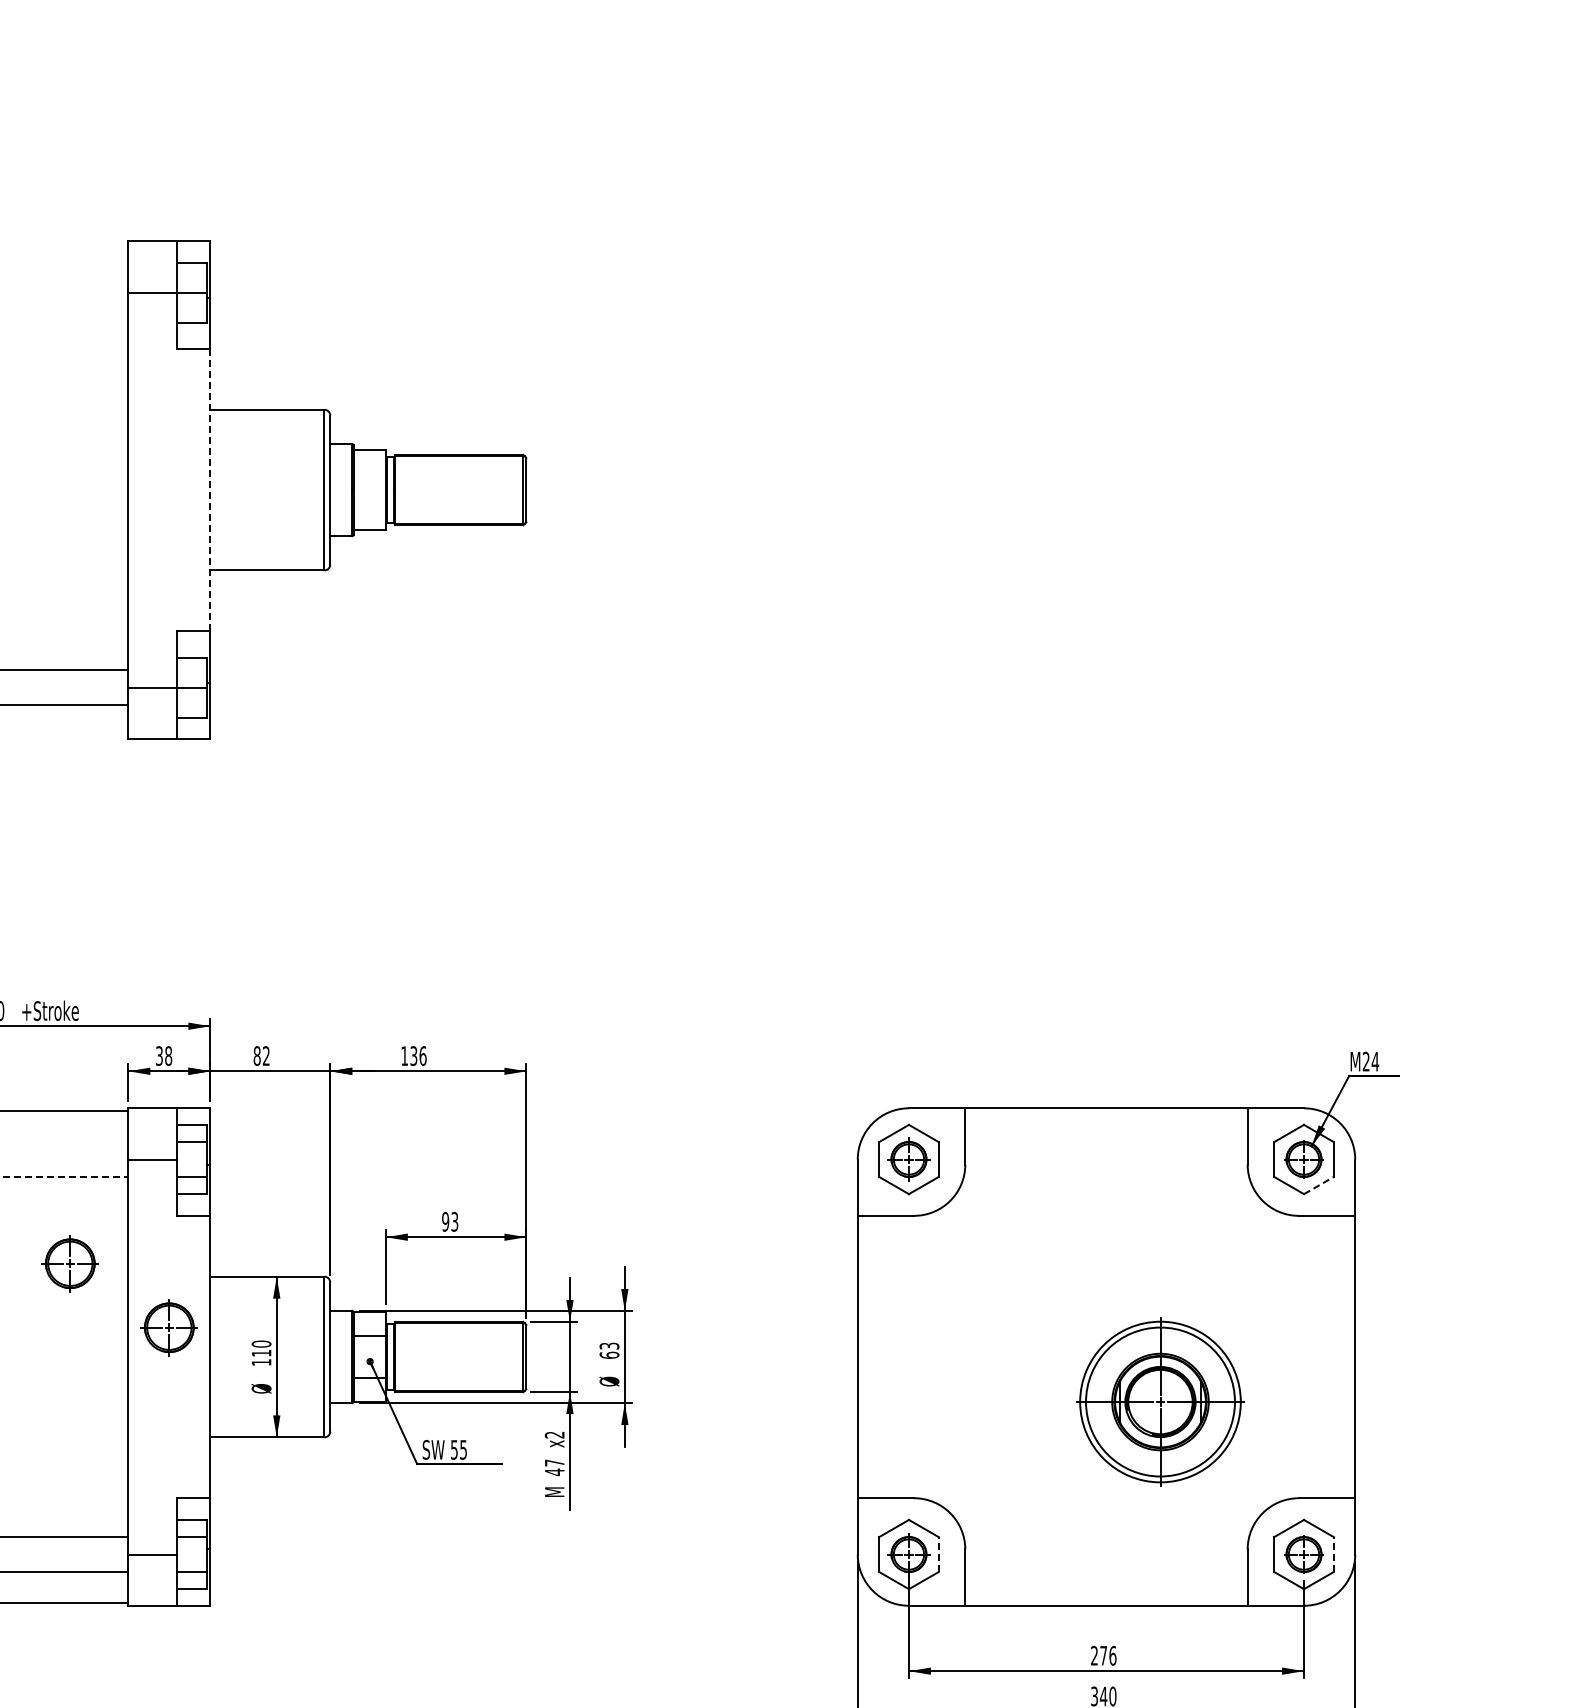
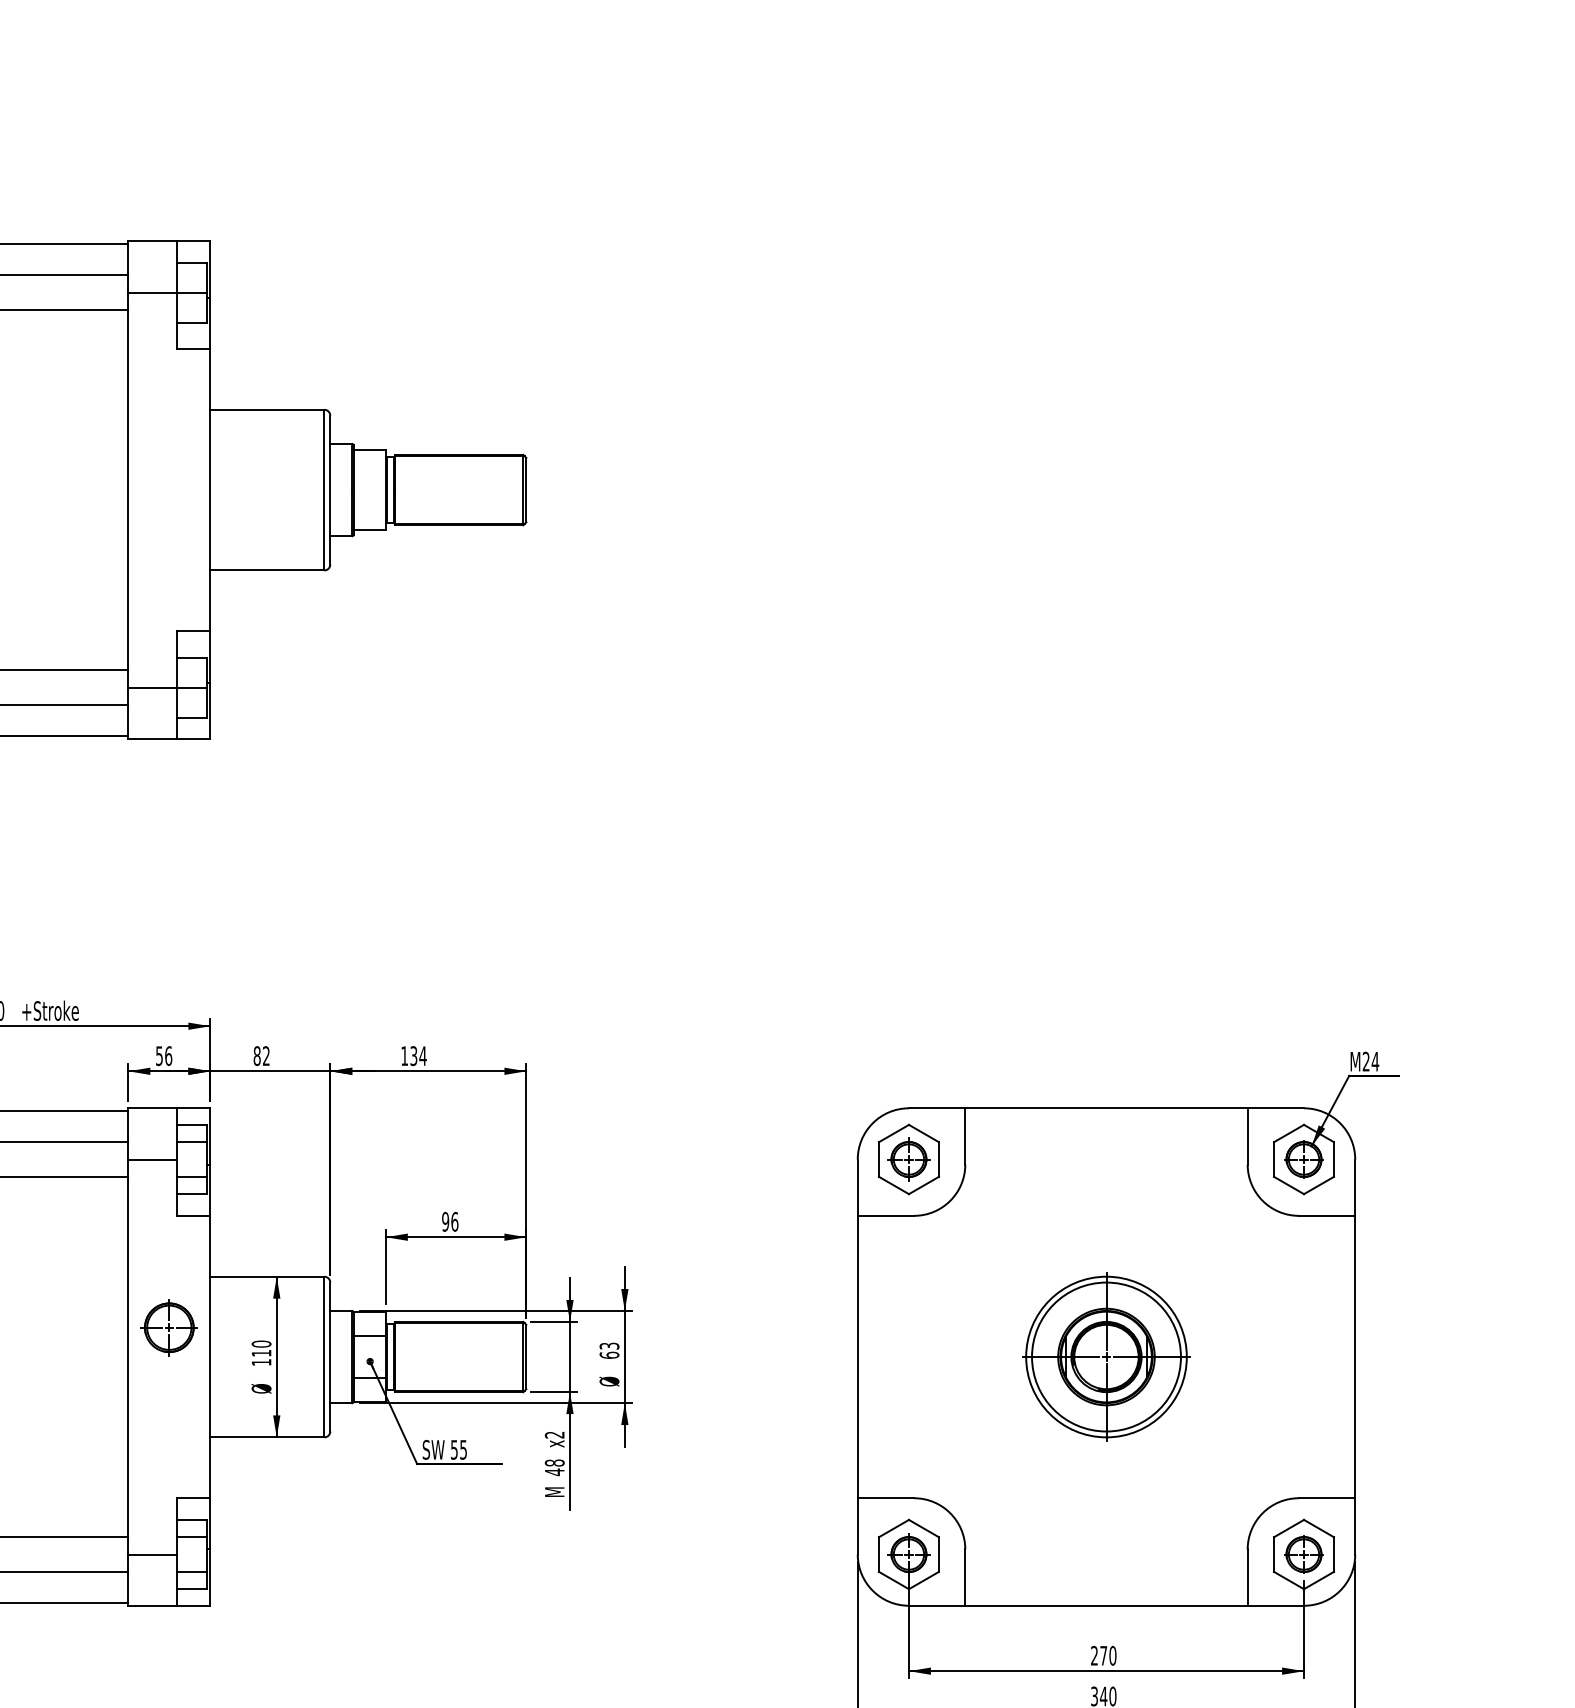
line: none -> present (65, 244)
line: none -> present (65, 275)
line: none -> present (65, 310)
line: dashed -> solid (210, 489)
line: none -> present (65, 735)
text: 38 -> 56 (164, 1055)
text: 136 -> 134 (422, 1056)
line: none -> present (65, 1141)
line: dashed -> solid (64, 1177)
line: dashed -> solid (1319, 1185)
text: 93 -> 96 (454, 1221)
part: present -> none (69, 1263)
part position: (1160, 1401) -> (1106, 1356) (1106, 1356)
text: 47 -> 48 (554, 1462)
line: dashed -> solid (938, 1554)
line: dashed -> solid (1334, 1554)
text: 276 -> 270 (1112, 1655)
